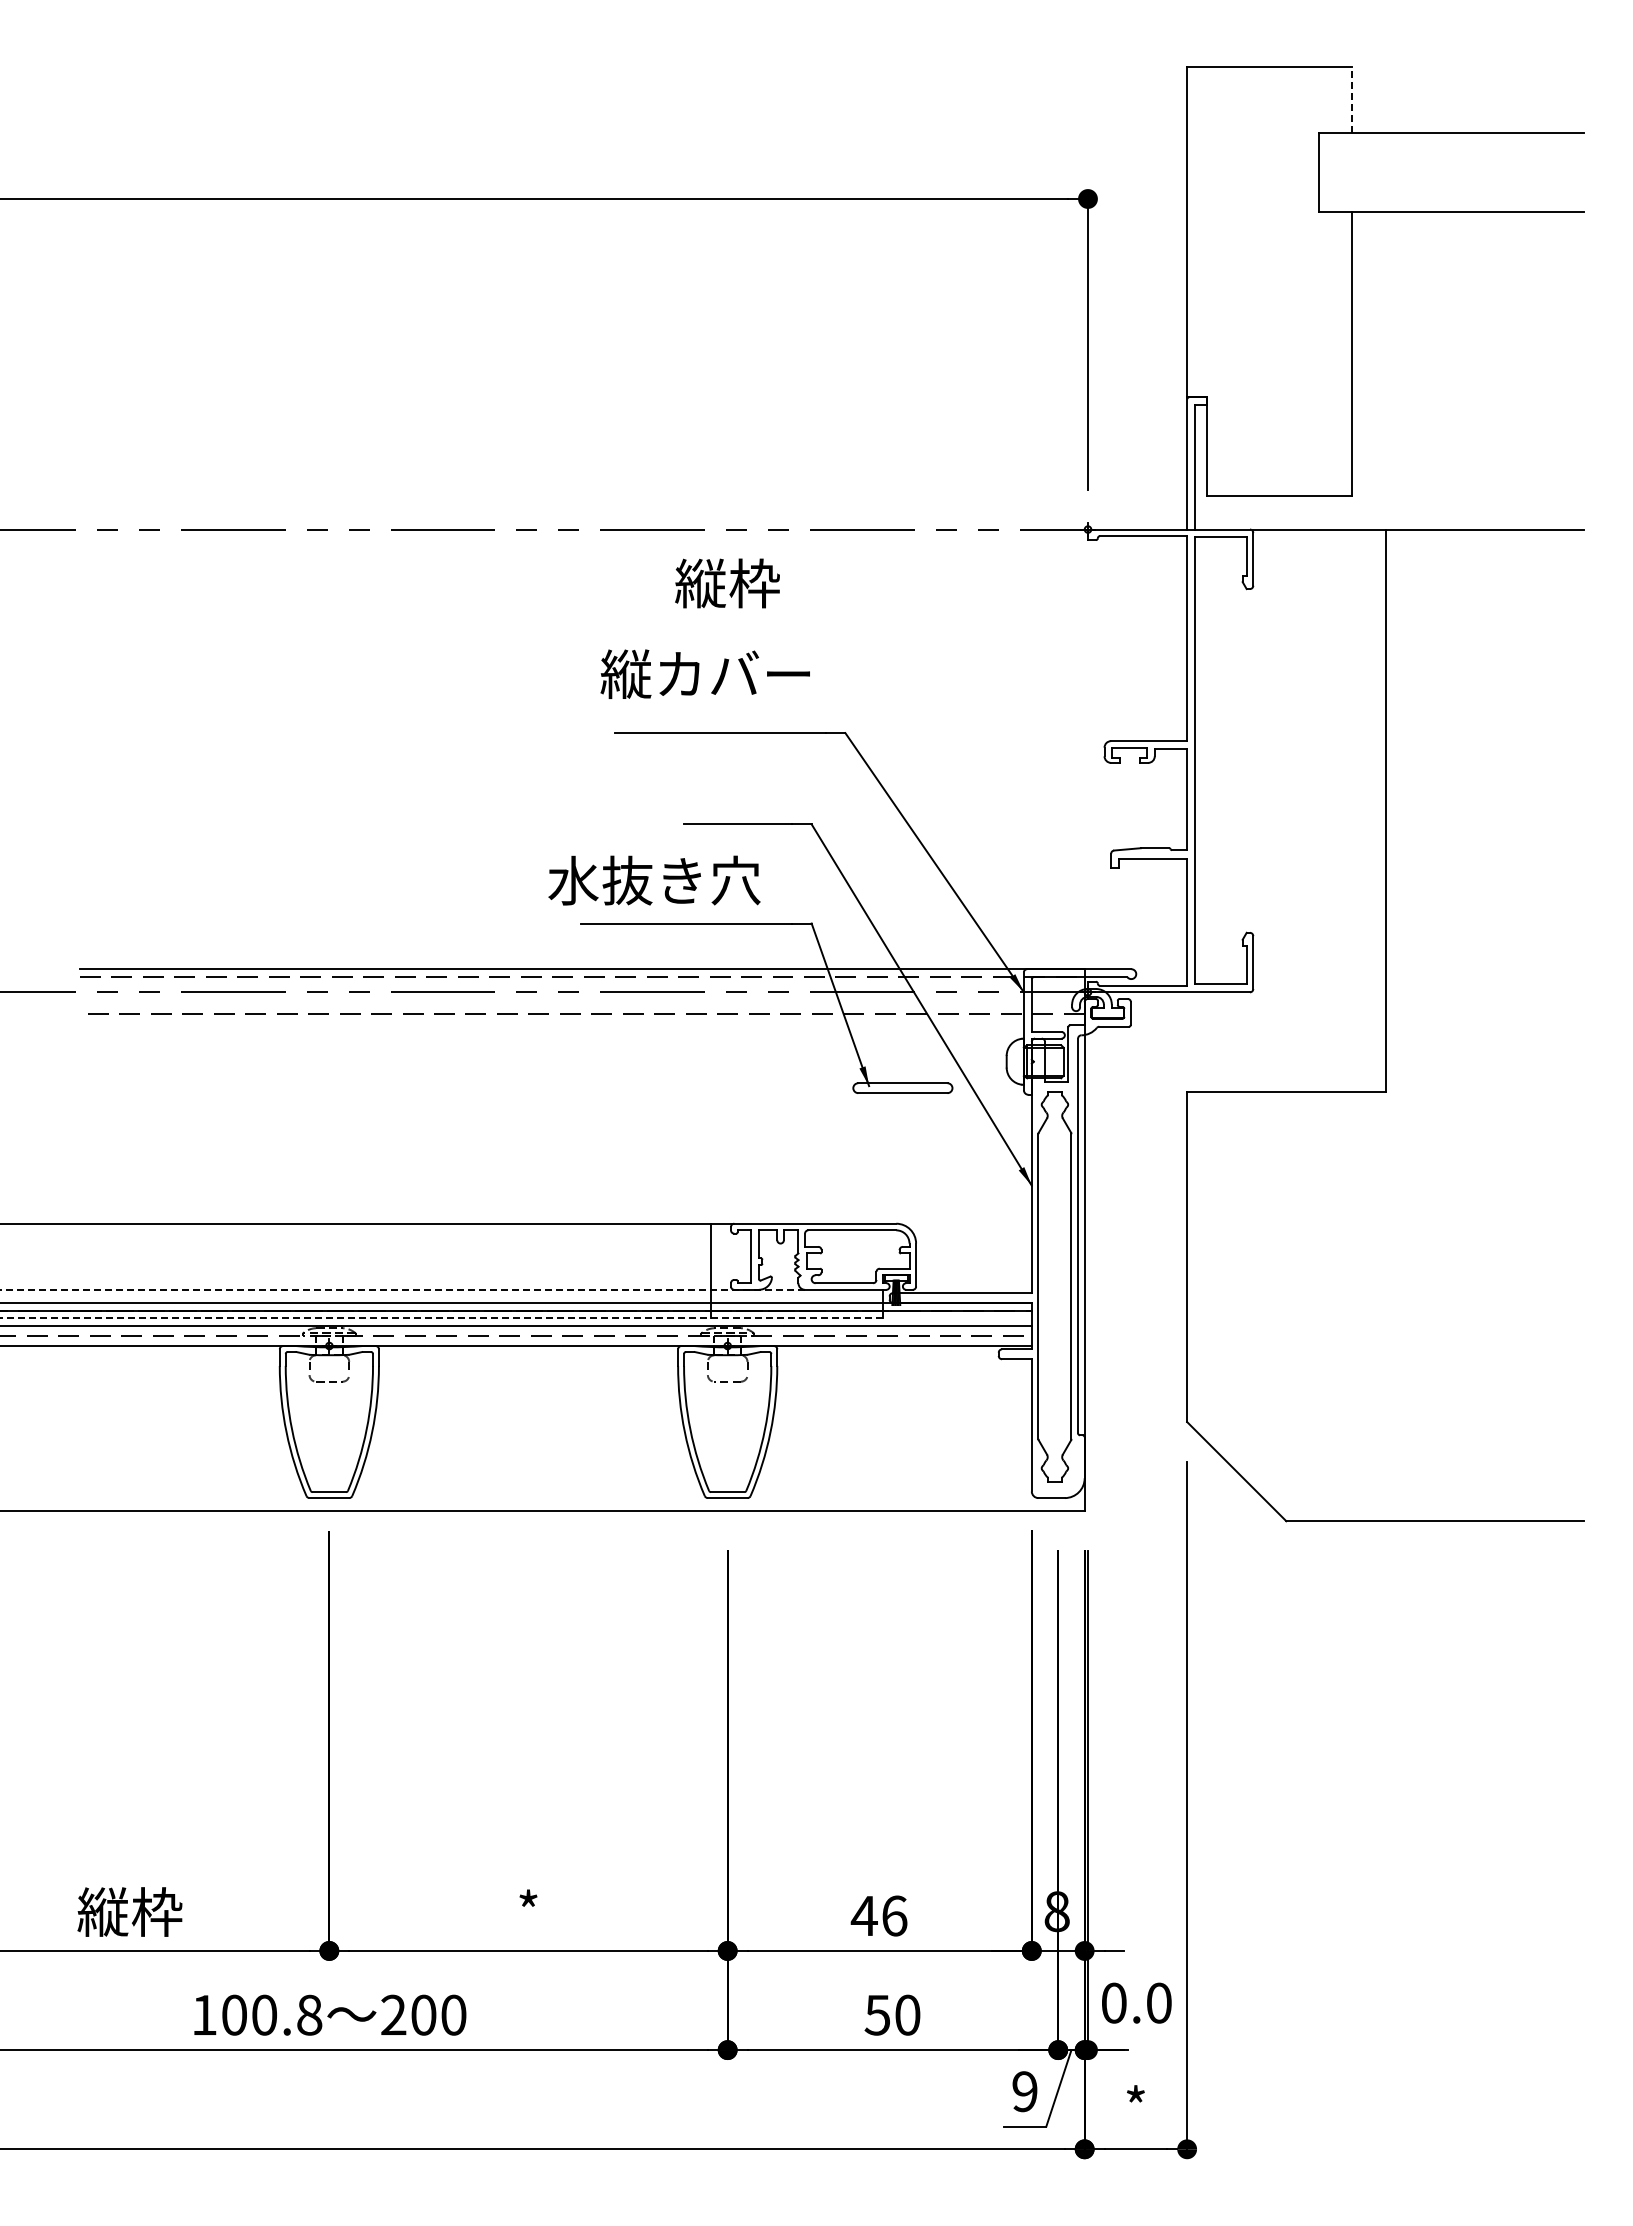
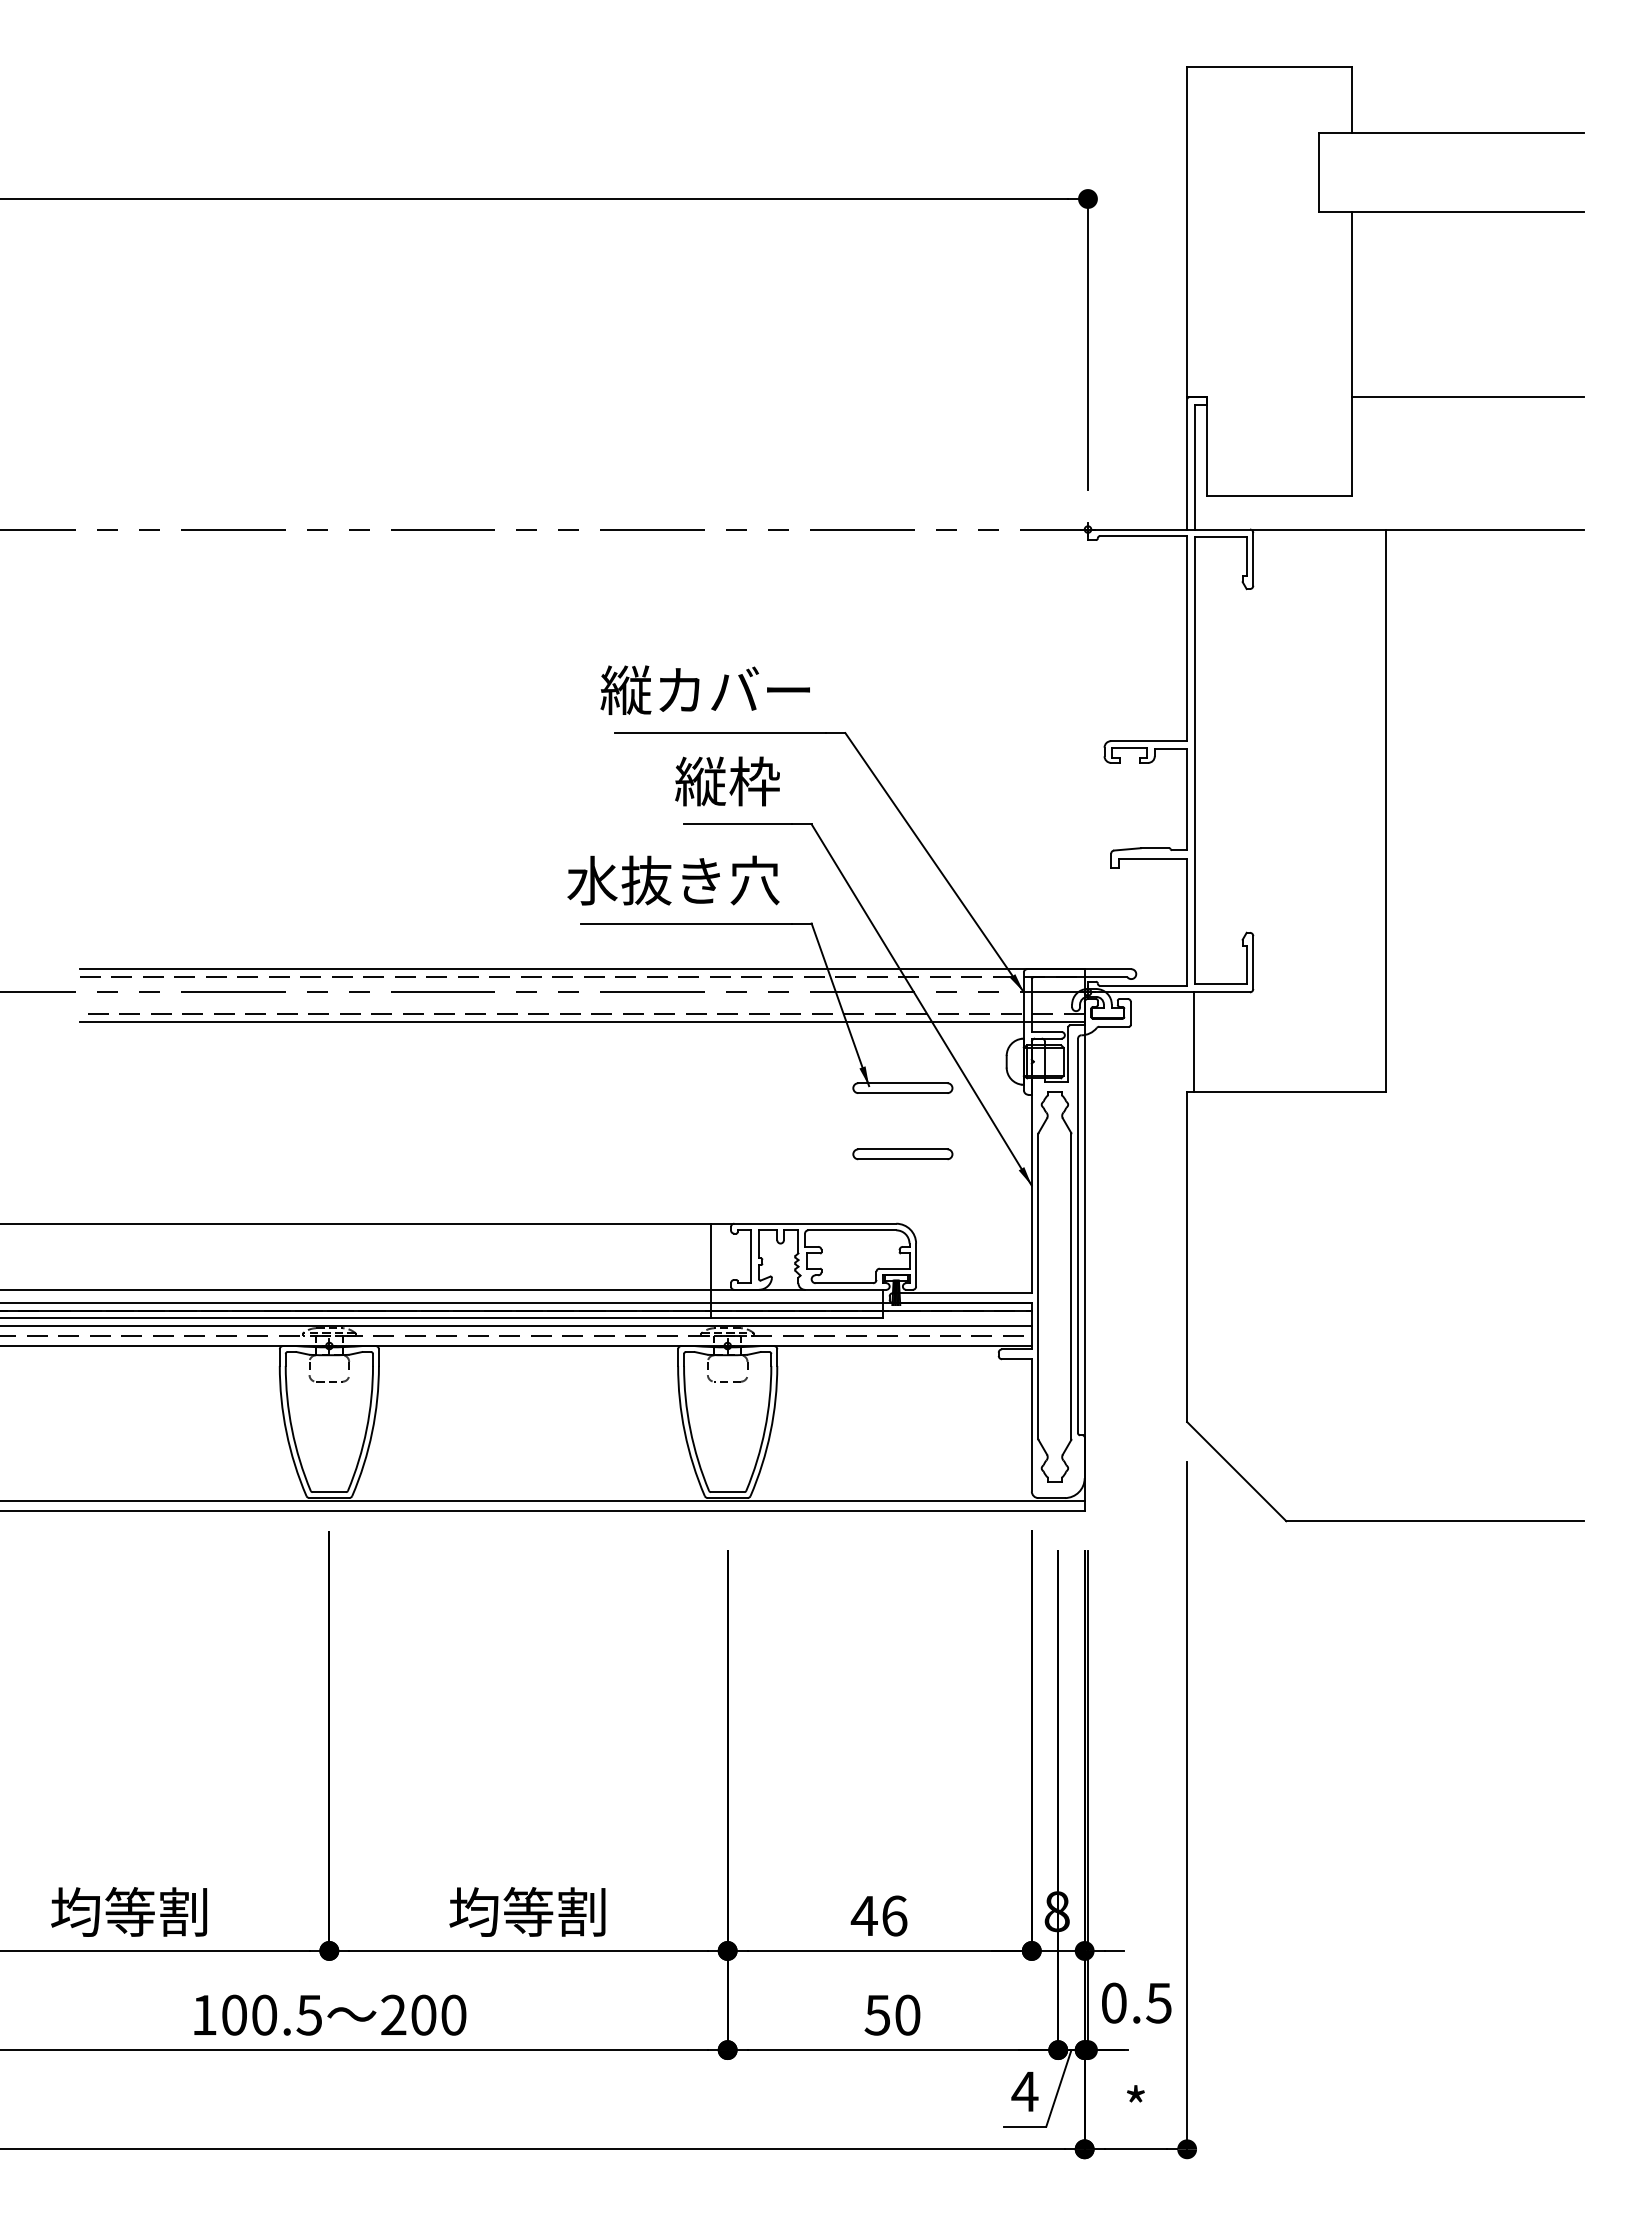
line: dashed -> solid (1352, 99)
line: none -> present (1467, 397)
text position: (727, 583) -> (727, 781) (727, 781)
text position: (704, 673) -> (704, 689) (704, 689)
text position: (654, 880) -> (673, 880) (673, 880)
line: none -> present (581, 1022)
line: none -> present (1193, 1041)
part: none -> present (902, 1154)
line: dashed -> solid (402, 1289)
line: dashed -> solid (441, 1317)
line: none -> present (543, 1501)
text: 縦枠 -> 均等割 (129, 1911)
text: * -> 均等割 (527, 1911)
text: 0.0 -> 0.5 (1158, 2002)
text: 100.8 -> 100.5 (309, 2014)
text: 9 -> 4 (1024, 2091)
